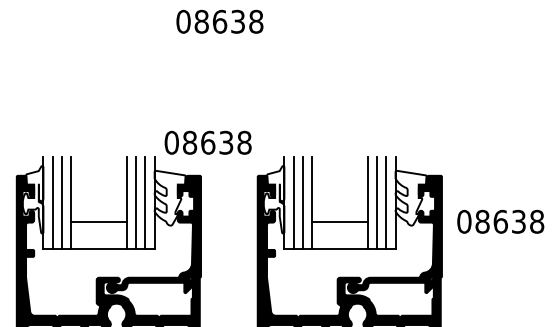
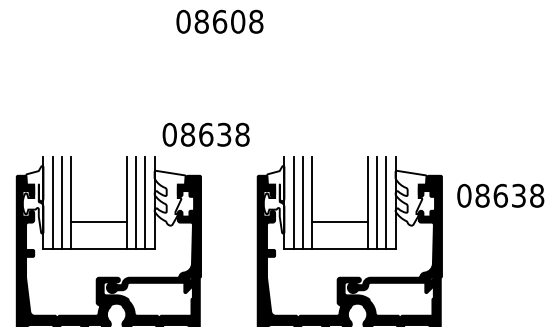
text: 08638 -> 08608 (238, 21)
text position: (207, 142) -> (205, 134) (205, 134)
text position: (500, 221) -> (500, 195) (500, 195)
